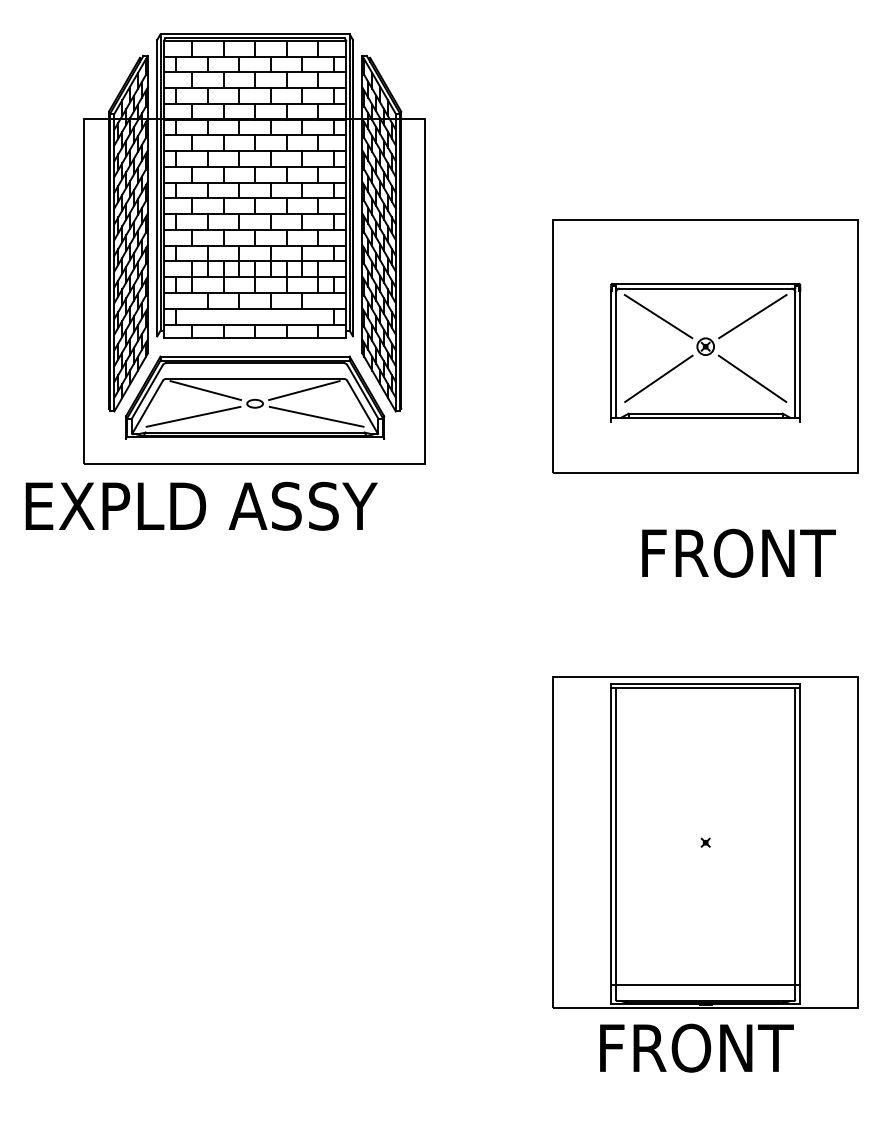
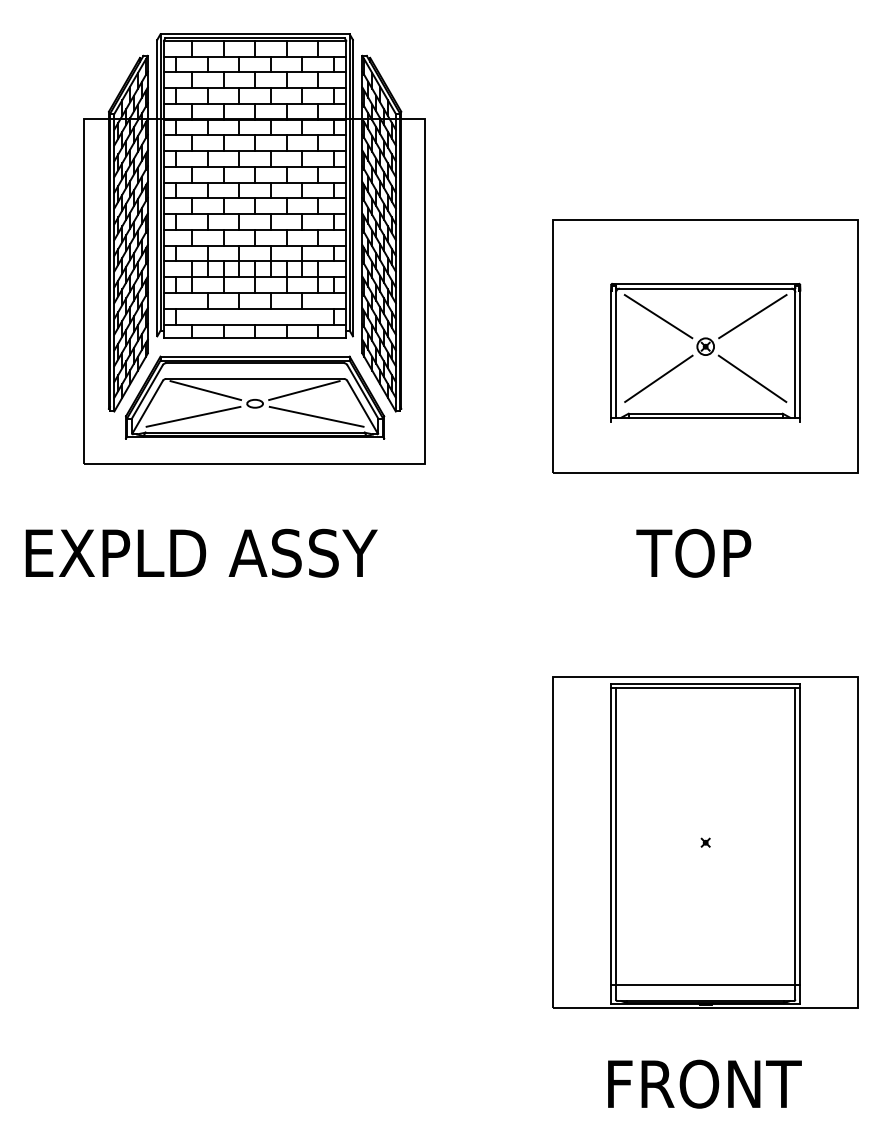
text position: (201, 505) -> (201, 552) (201, 552)
text: FRONT -> TOP (735, 552)
text position: (696, 1047) -> (704, 1083) (704, 1083)
